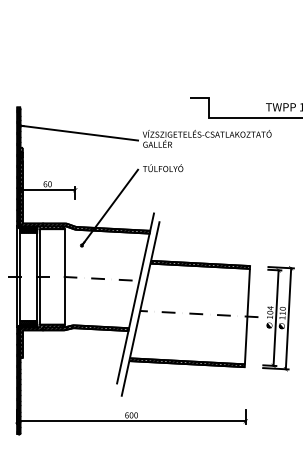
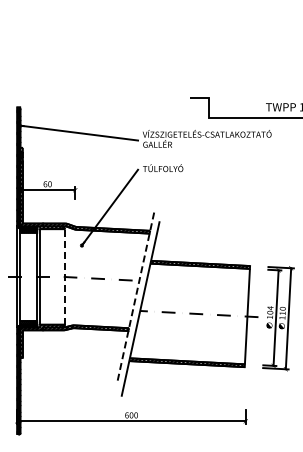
line: solid -> dashed (65, 276)
line: solid -> dashed (135, 298)
